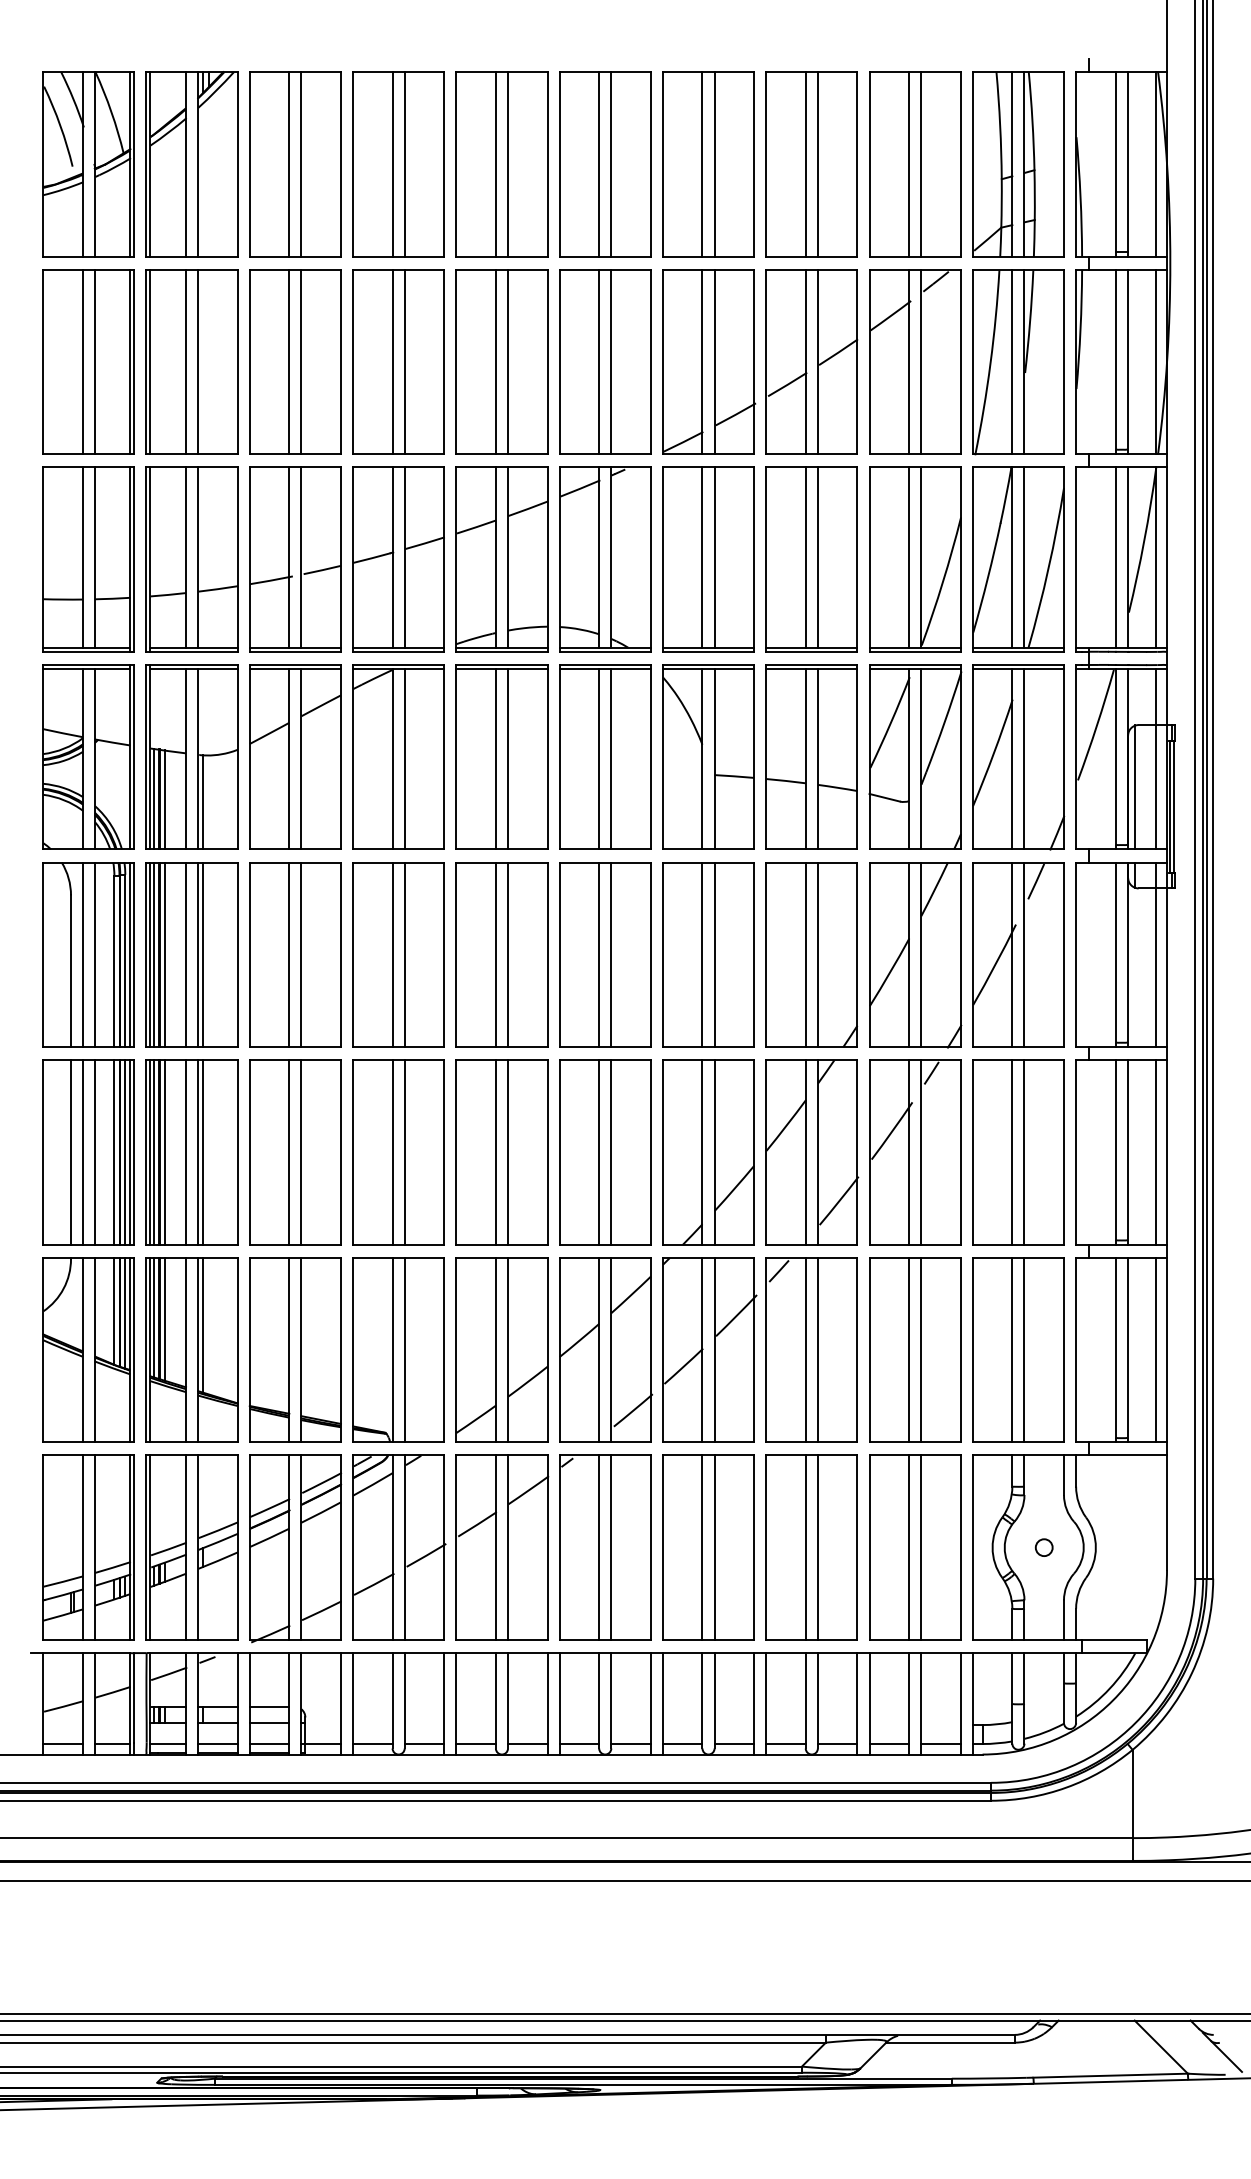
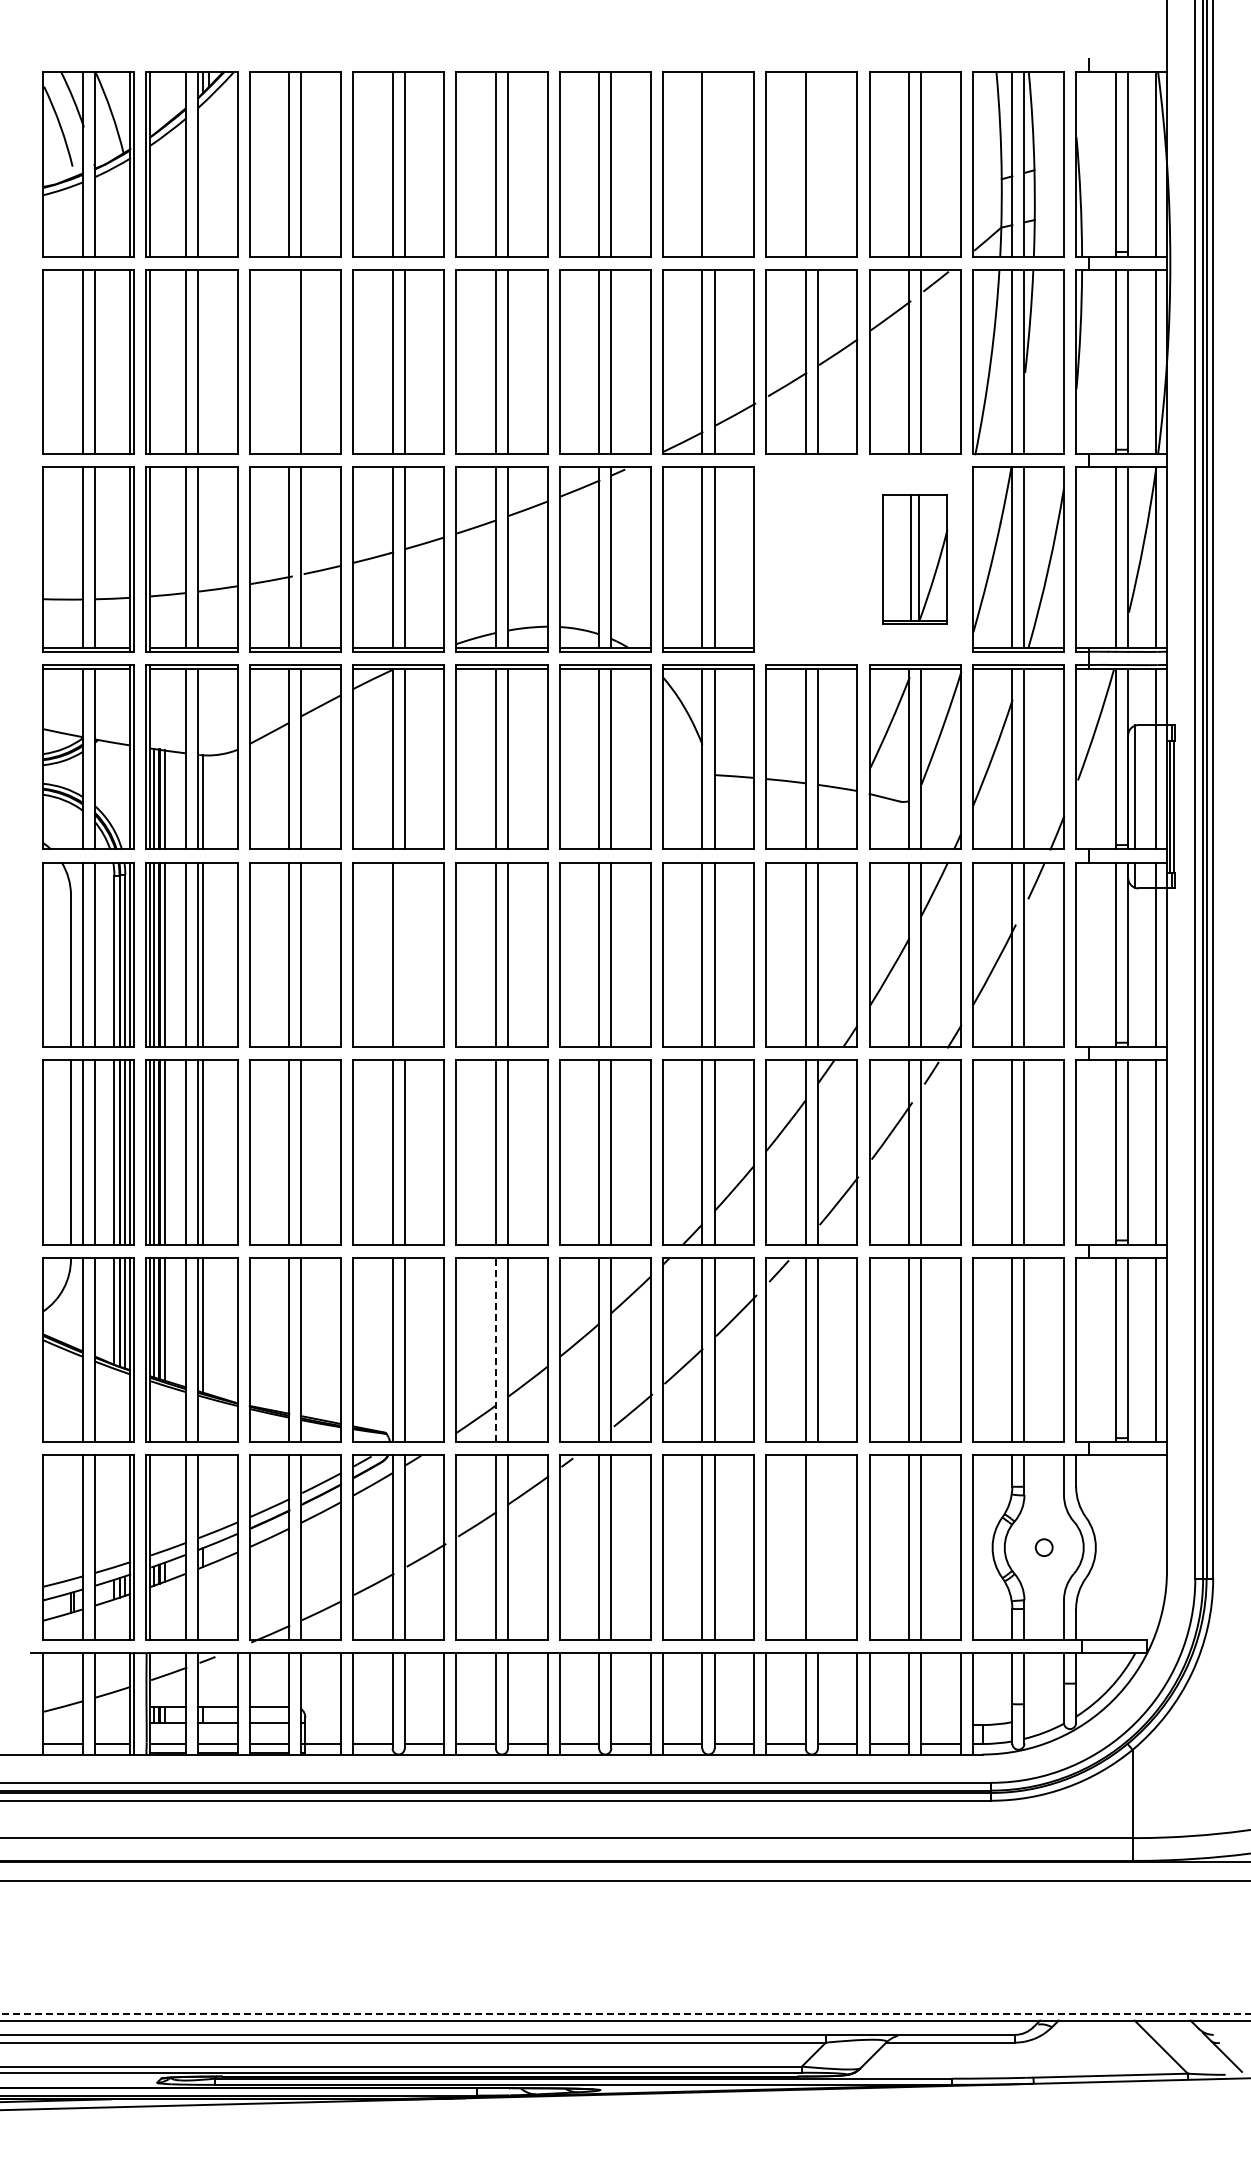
line: present -> none (714, 164)
line: present -> none (817, 164)
line: present -> none (289, 361)
part: present -> none (811, 559)
part size: 93x187 px -> 67x131 px (915, 559)
line: present -> none (404, 954)
line: solid -> dashed (495, 1349)
line: present -> none (817, 1547)
line: solid -> dashed (625, 2014)
